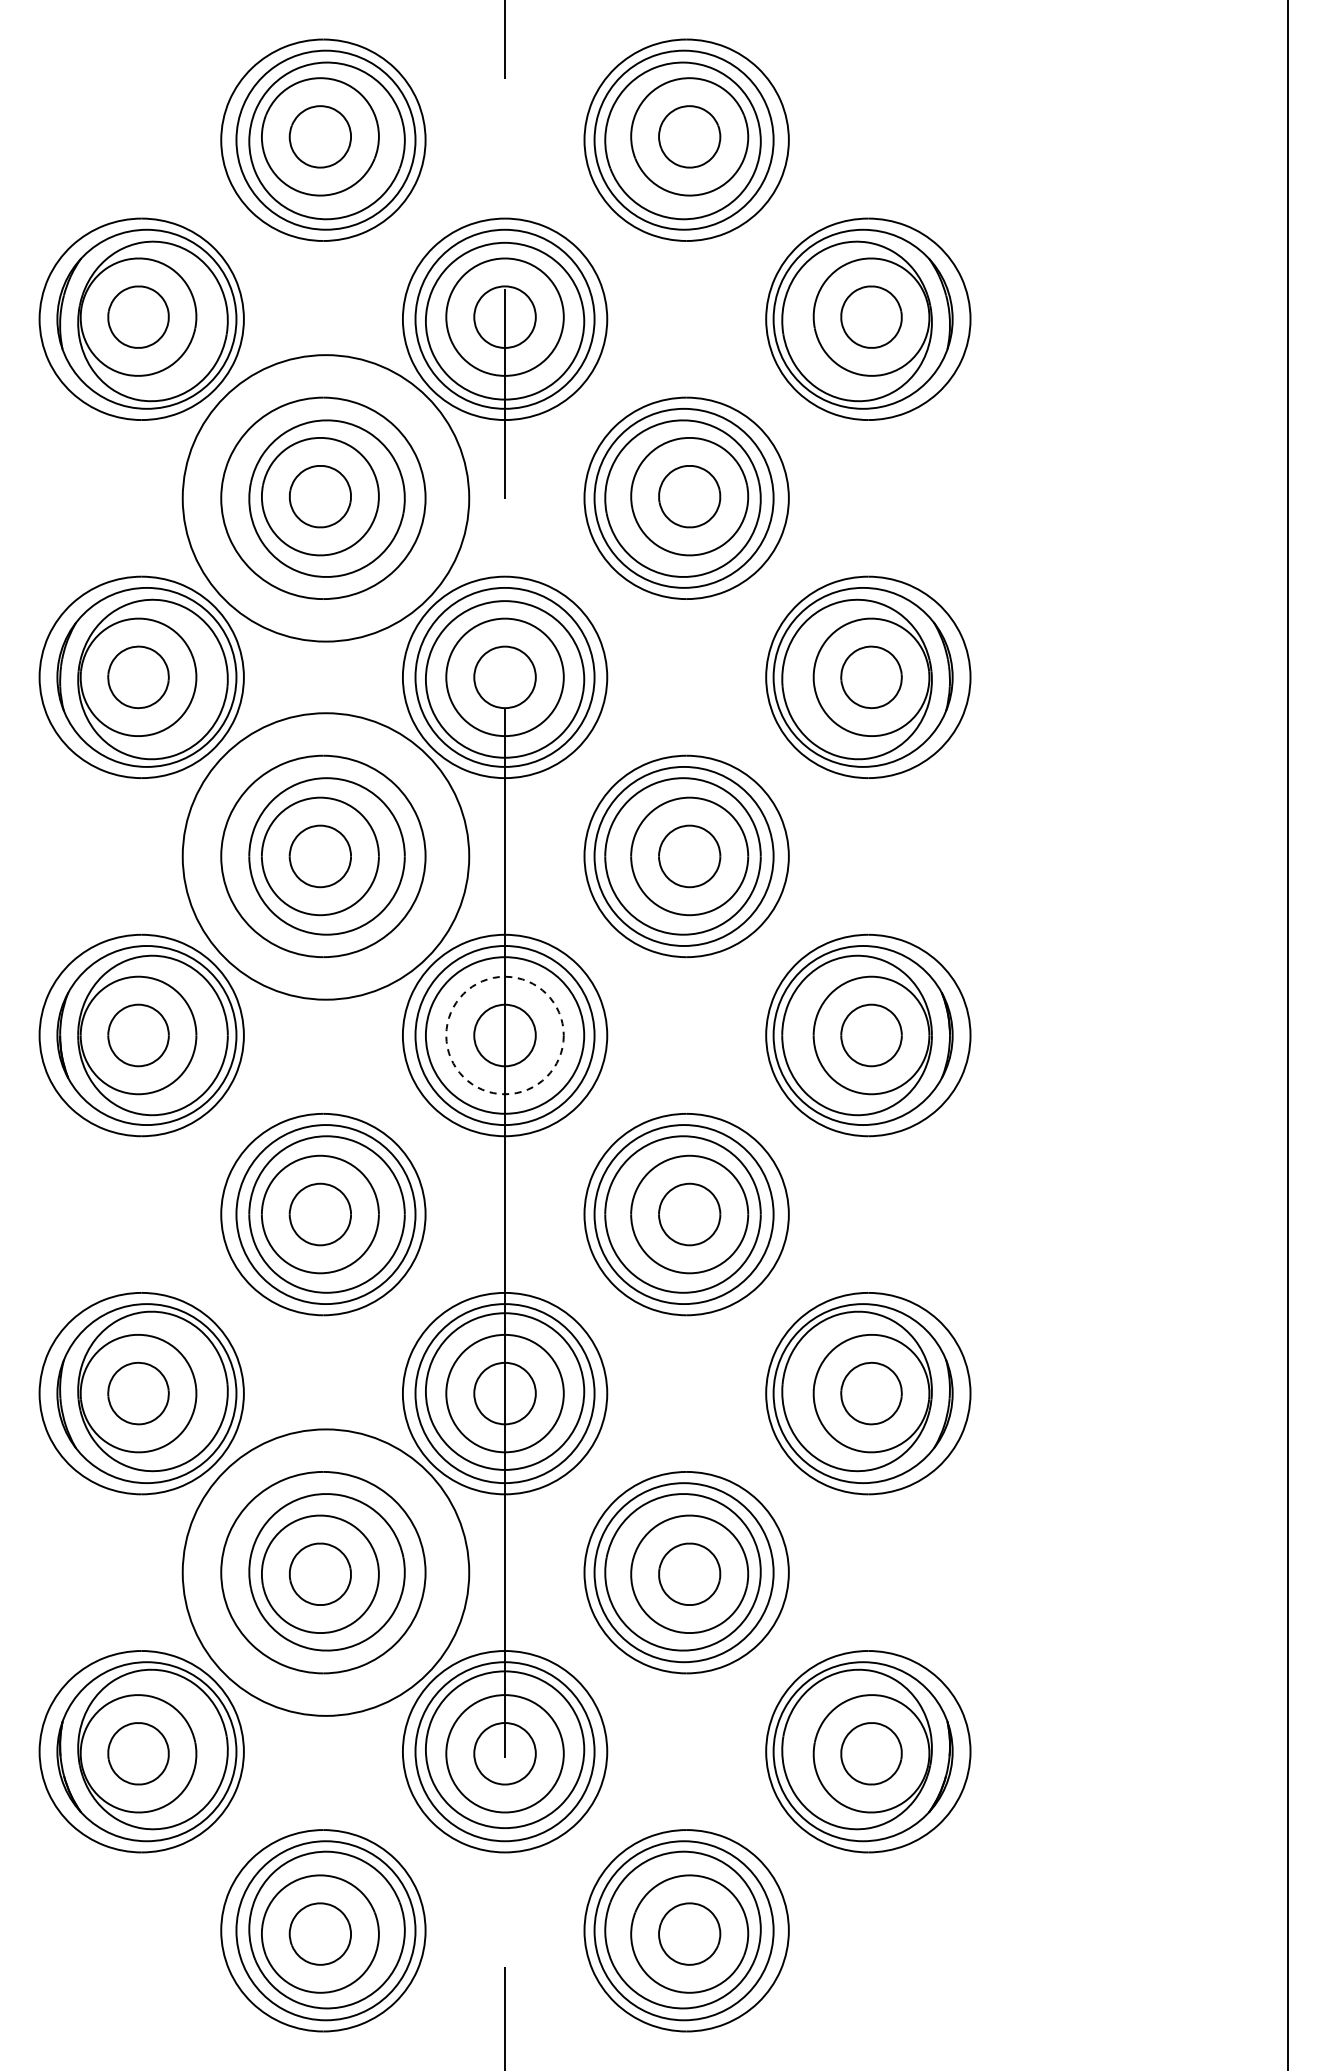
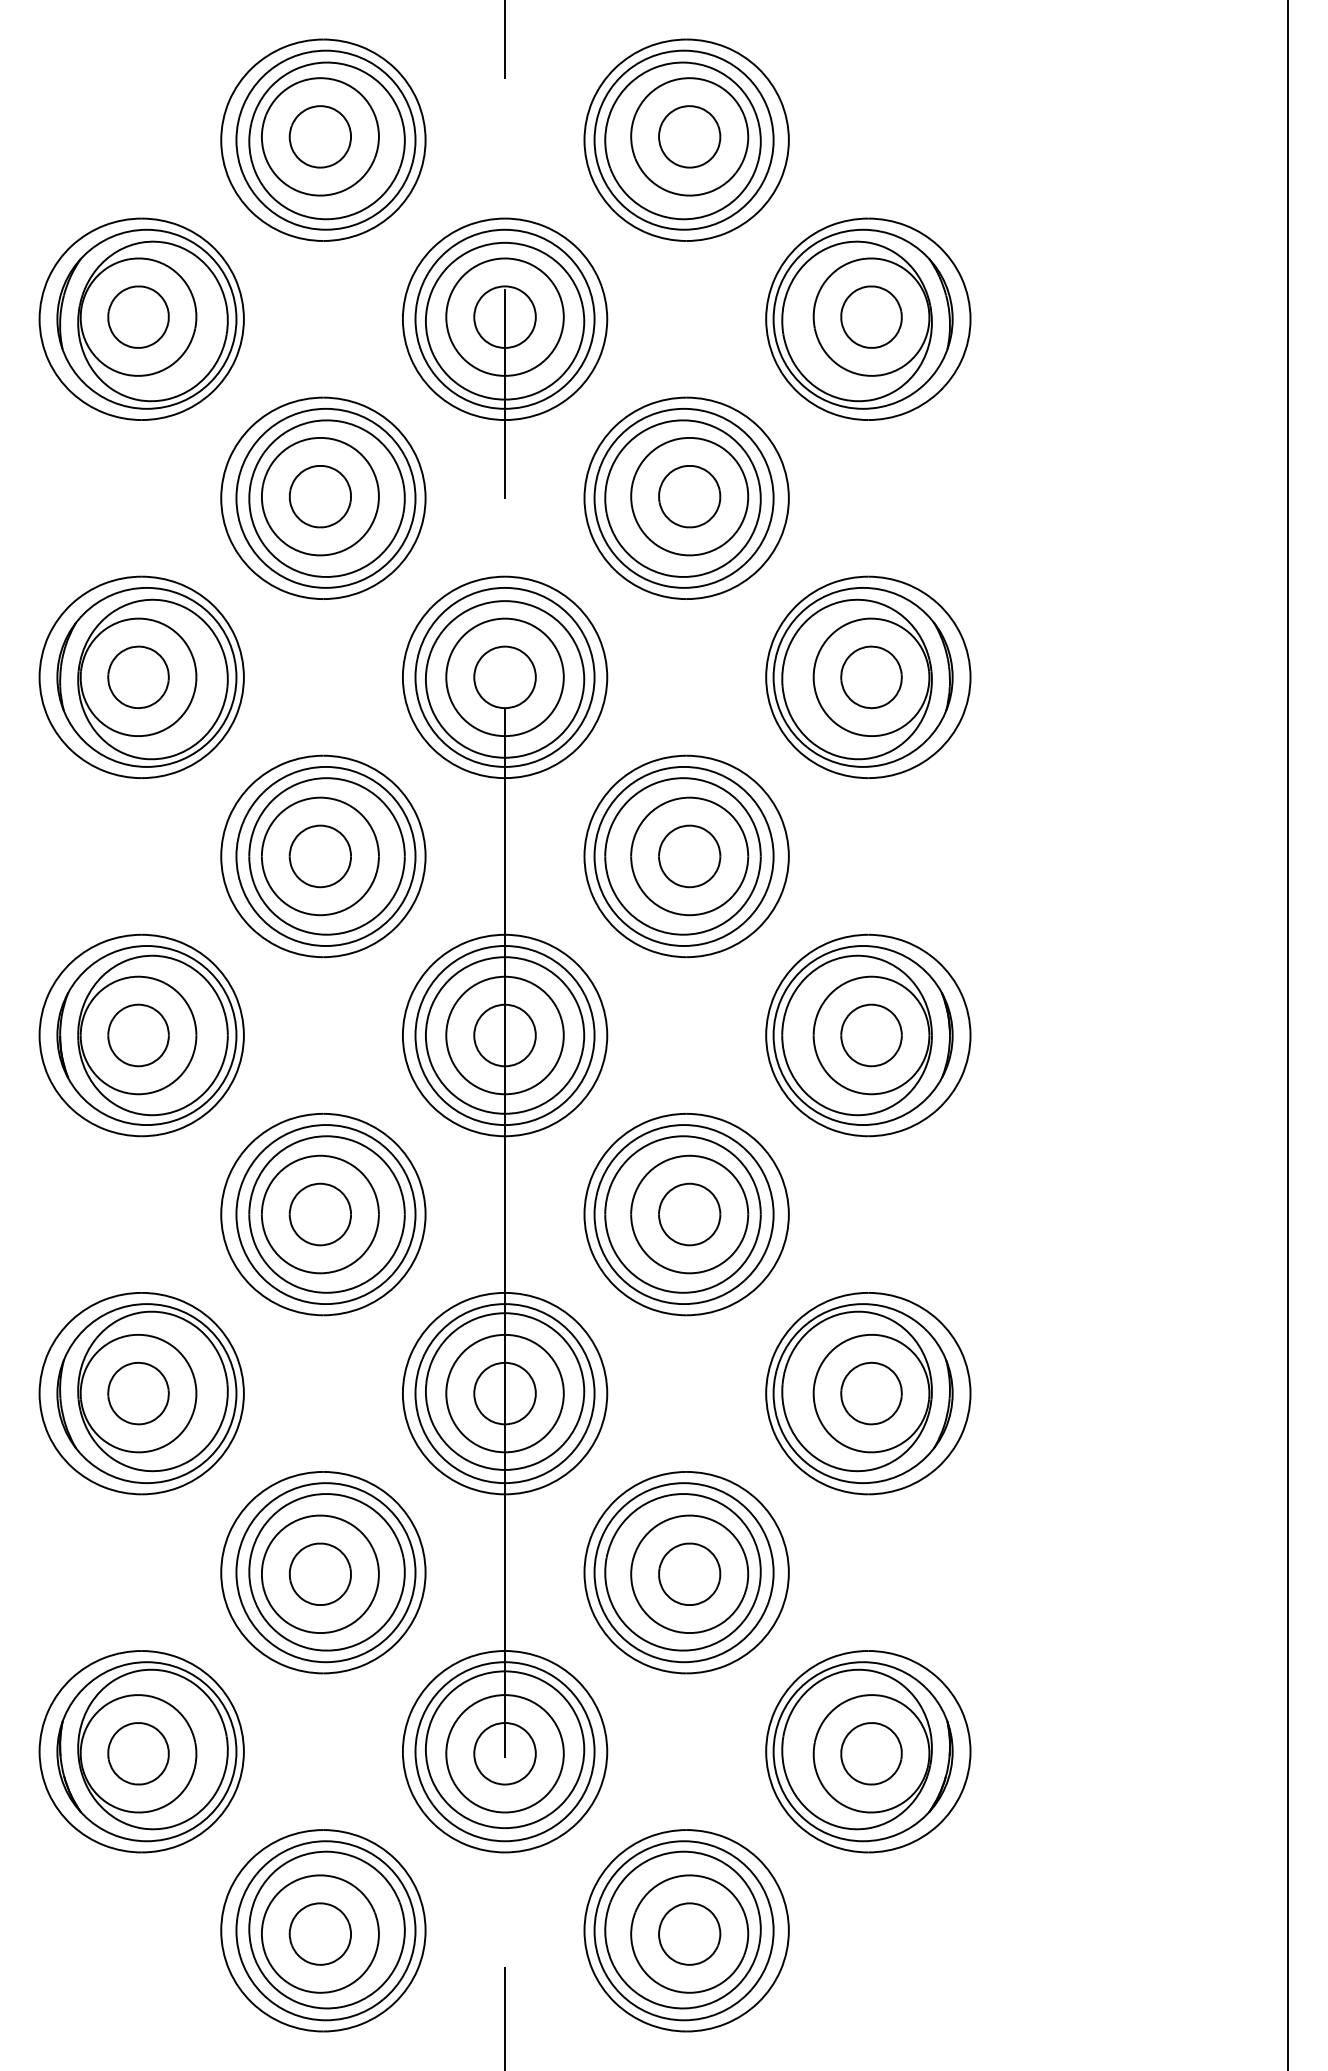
circle diameter: 286 px -> 179 px (325, 497)
circle diameter: 286 px -> 179 px (325, 855)
circle: dashed -> solid (504, 1035)
circle diameter: 286 px -> 179 px (325, 1572)
